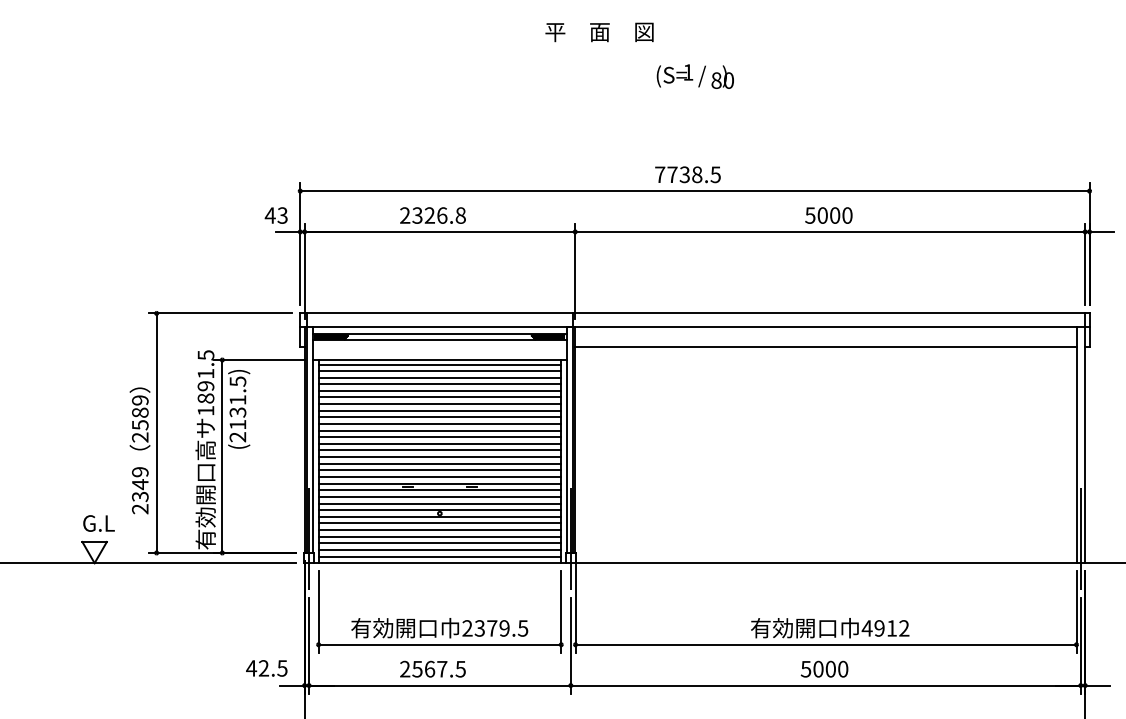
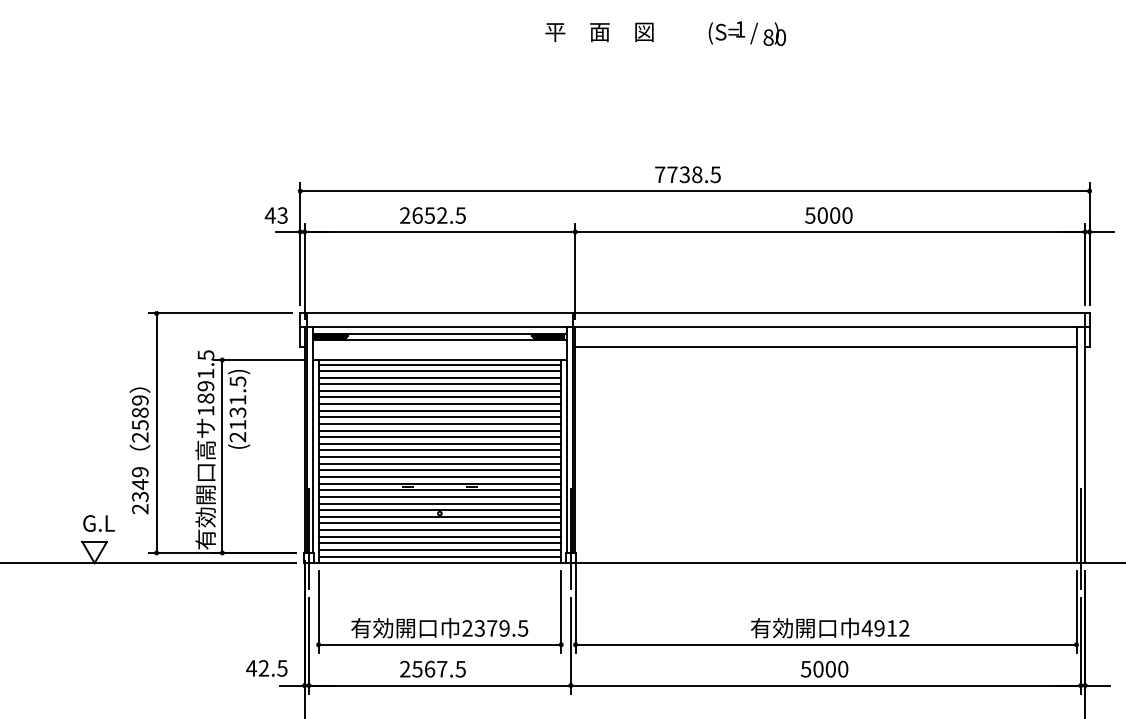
text position: (694, 76) -> (746, 33) (746, 33)
text: 2326.8 -> 2652.5 (438, 215)
